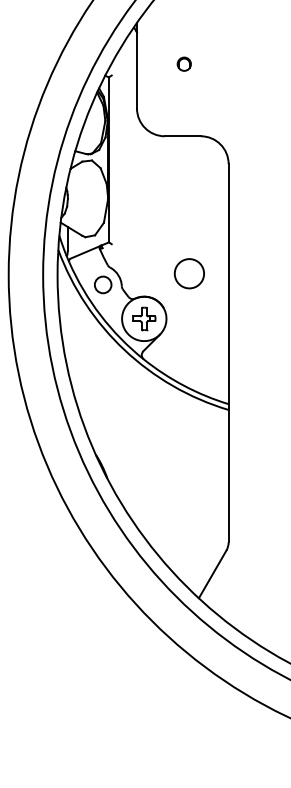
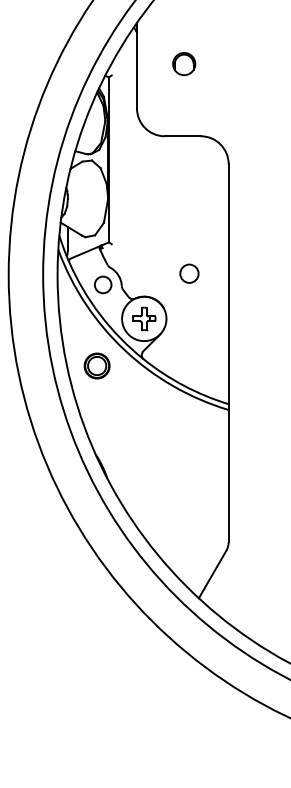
part size: 16x16 px -> 25x25 px (184, 64)
circle diameter: 29 px -> 18 px (189, 273)
part: none -> present (96, 365)
